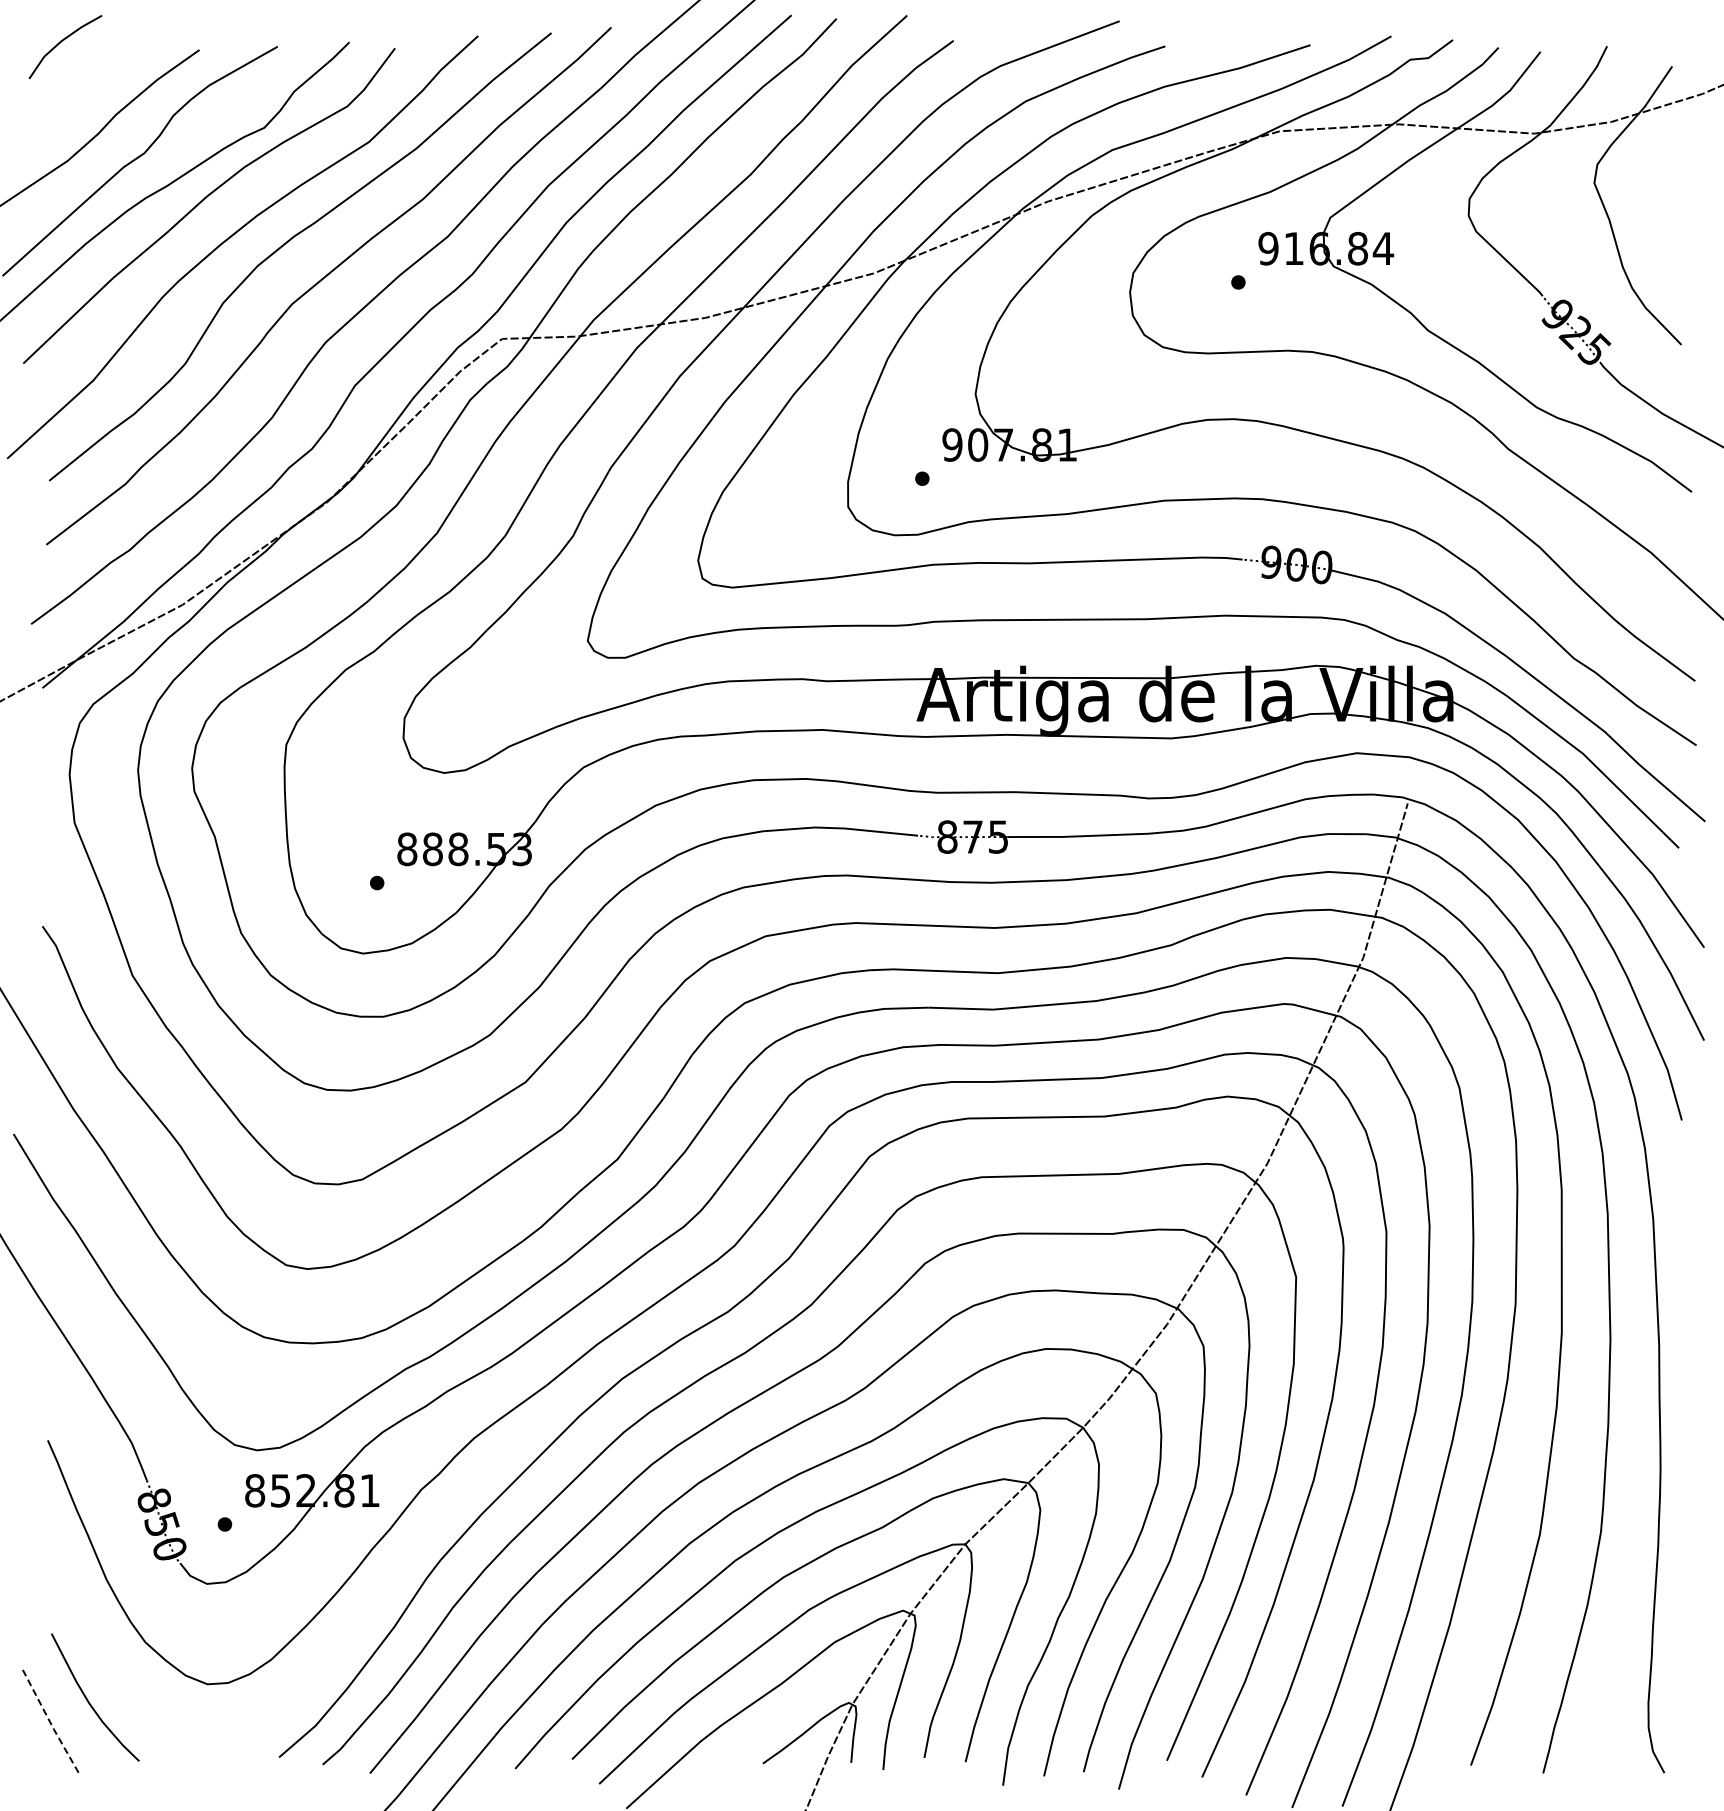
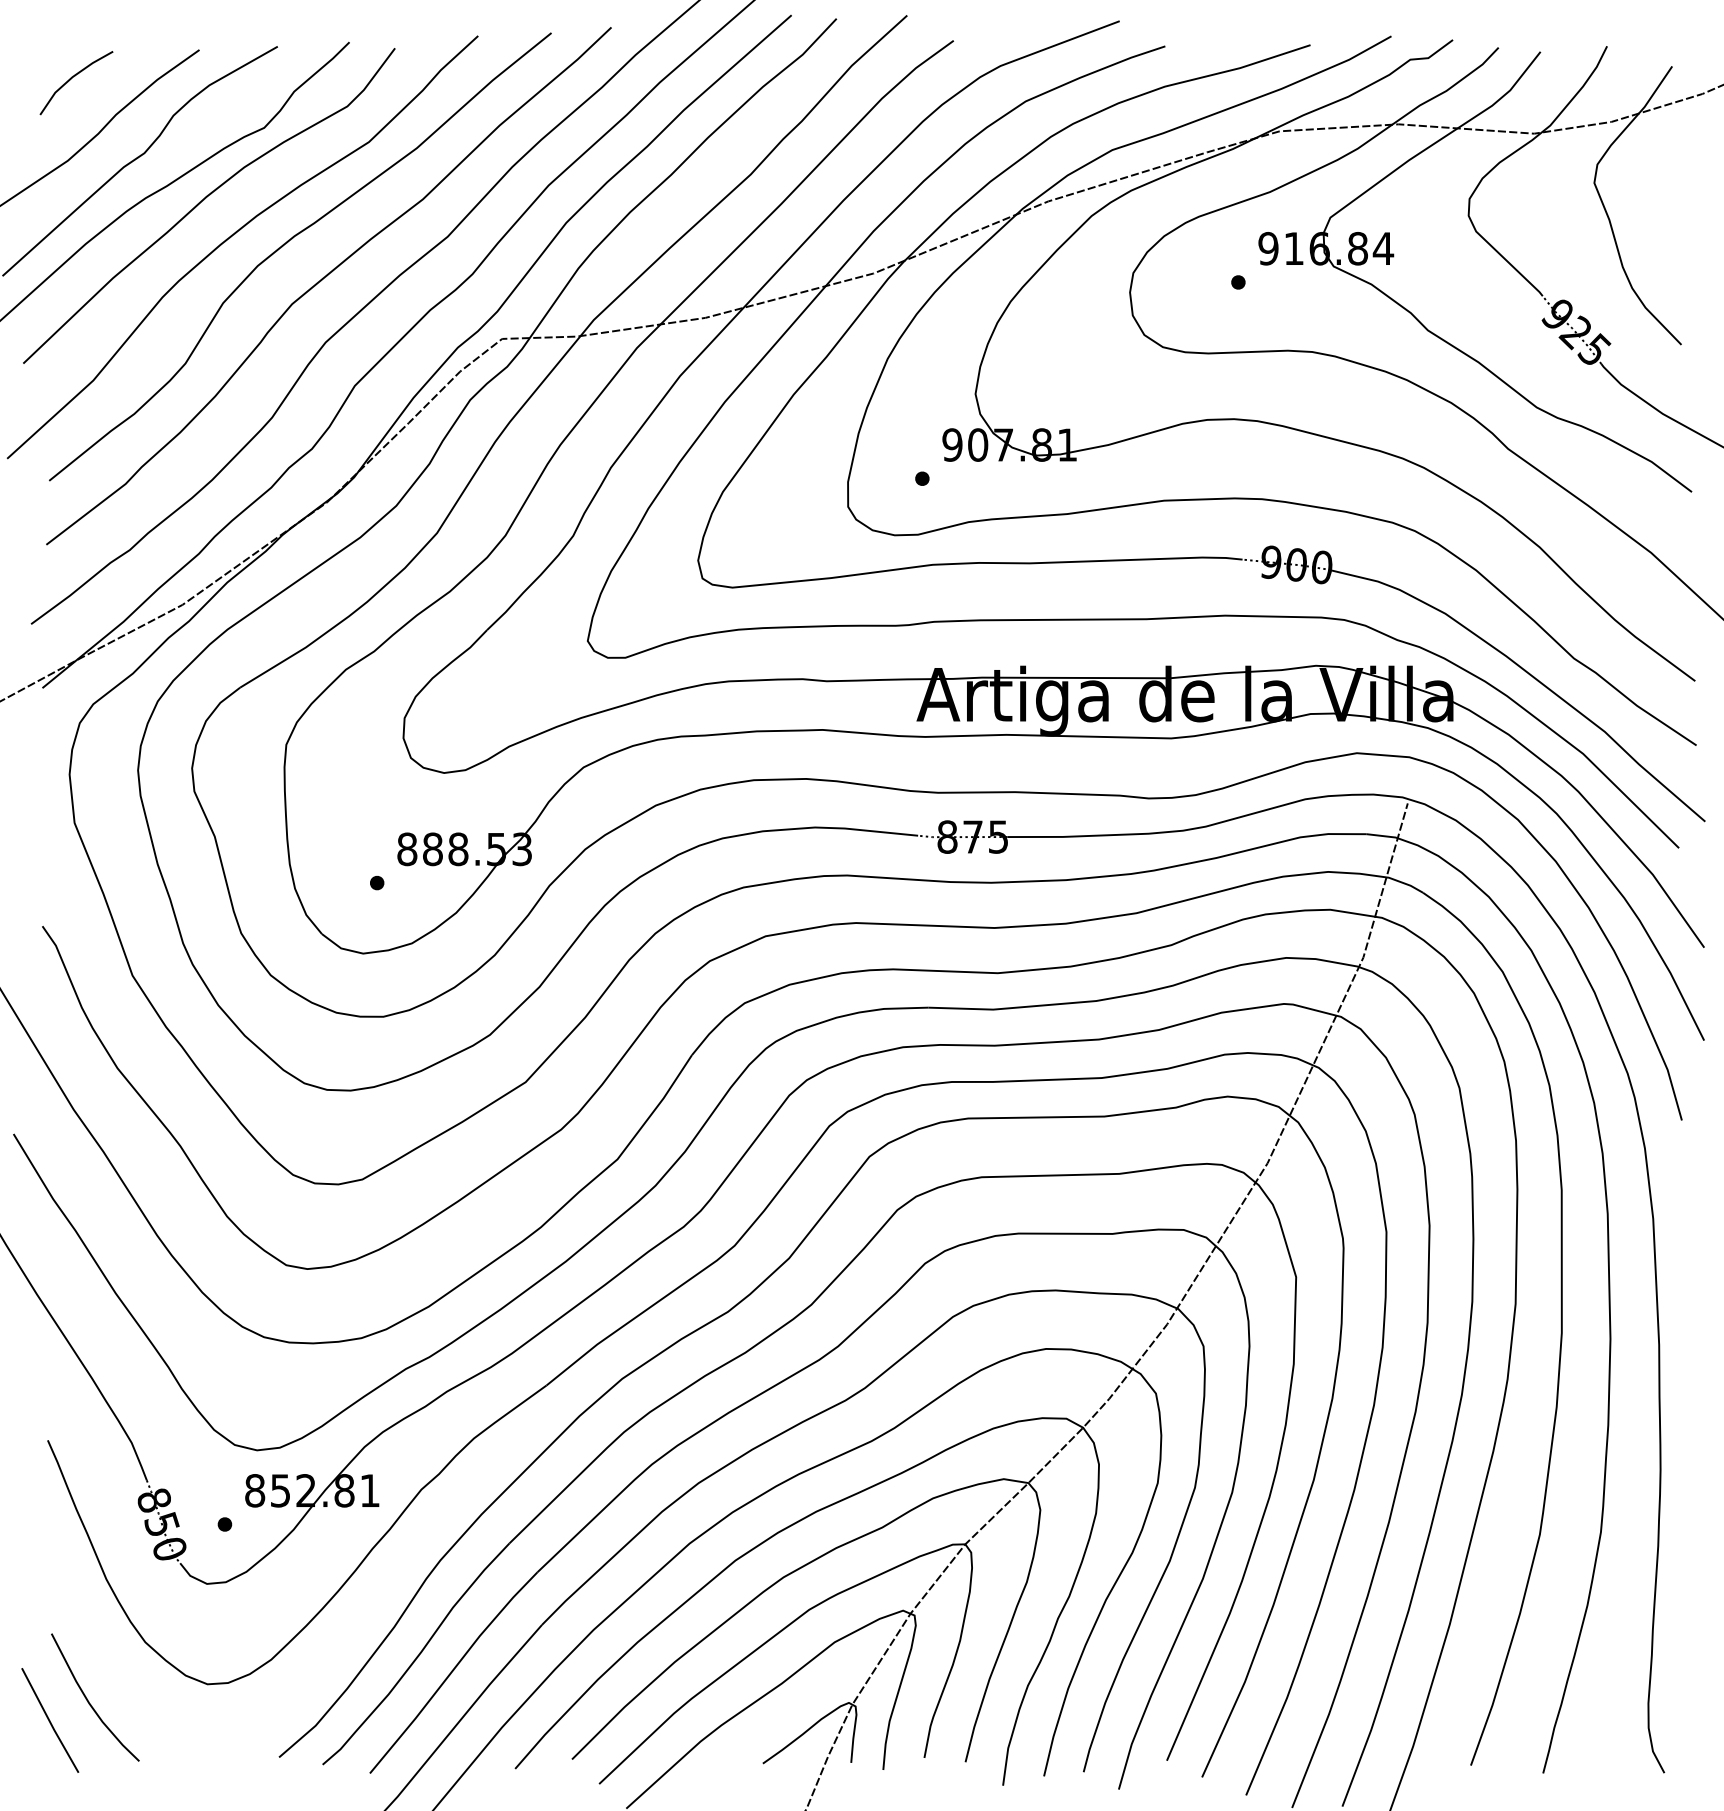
line position: (61, 42) -> (72, 78) (72, 78)
line: dashed -> solid (49, 1721)
